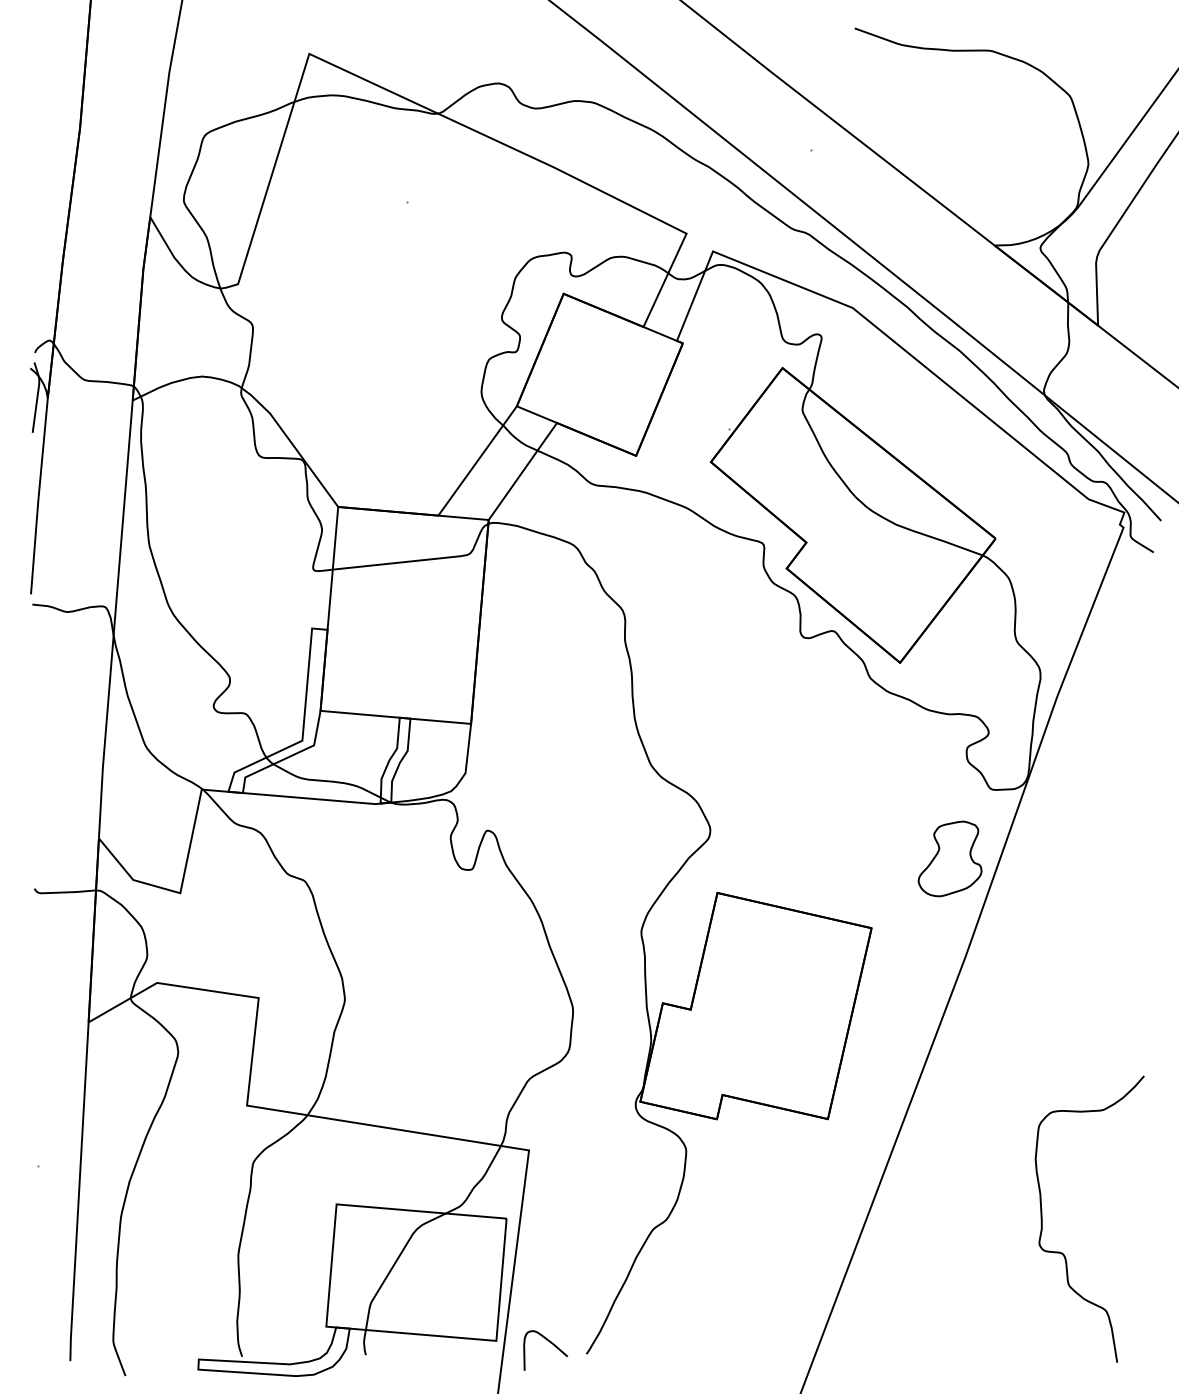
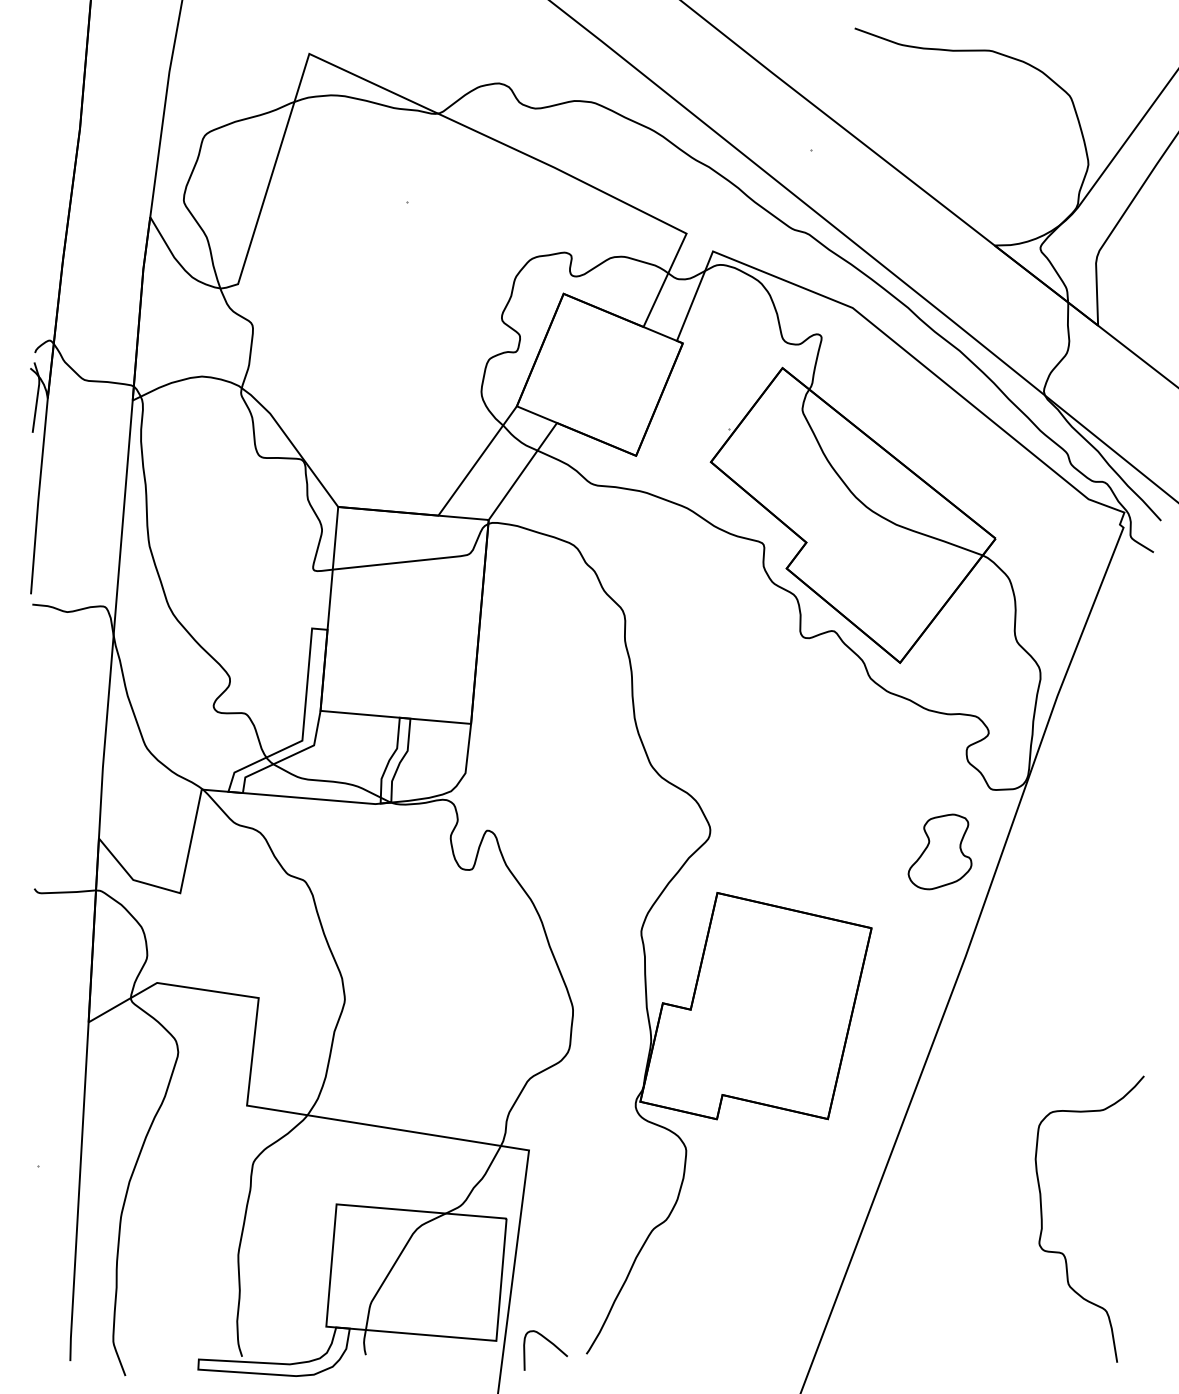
part position: (949, 858) -> (939, 851) (939, 851)
